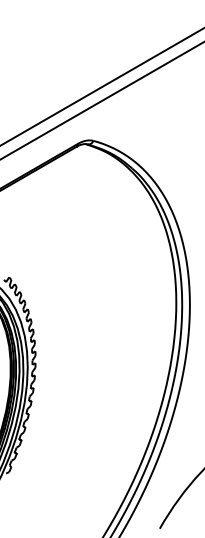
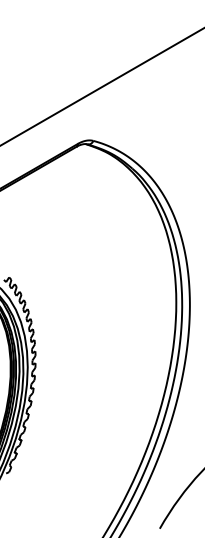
line: present -> none (101, 100)
